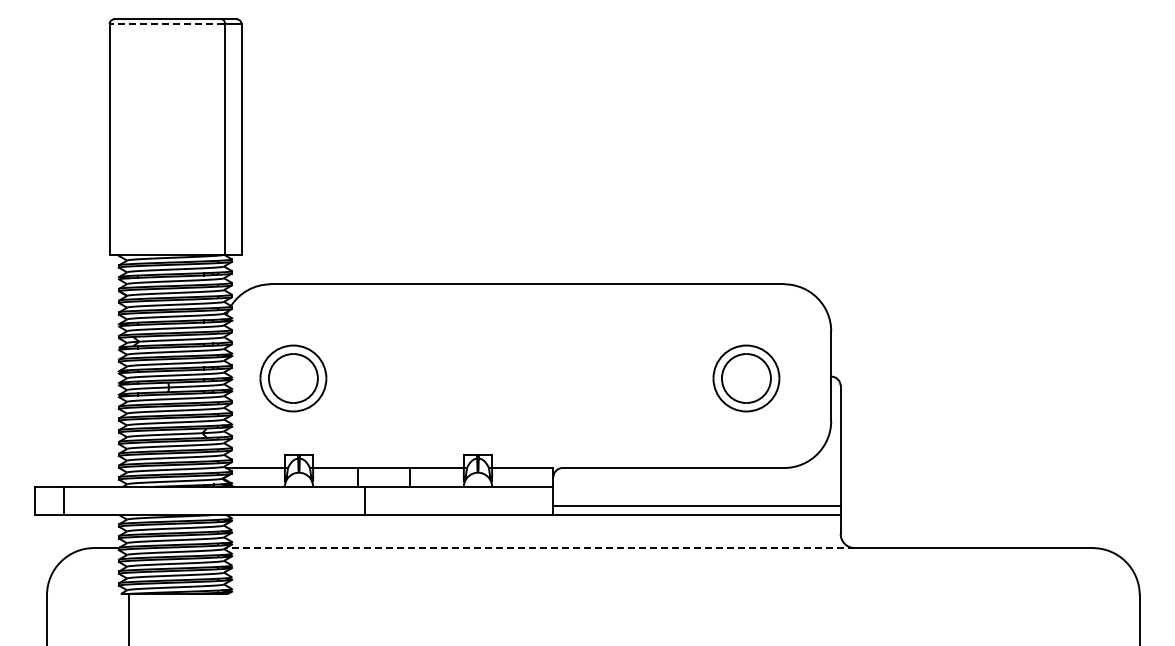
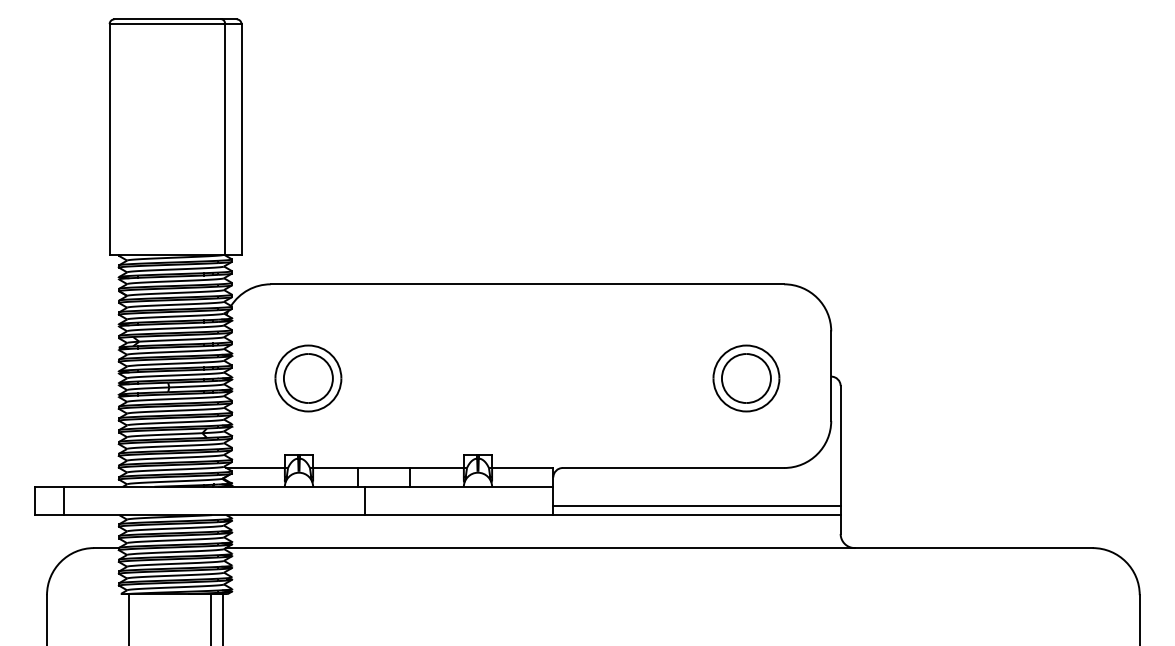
line: dashed -> solid (166, 24)
part position: (293, 378) -> (308, 378) (308, 378)
line: dashed -> solid (539, 548)
line: none -> present (211, 618)
line: none -> present (222, 618)
